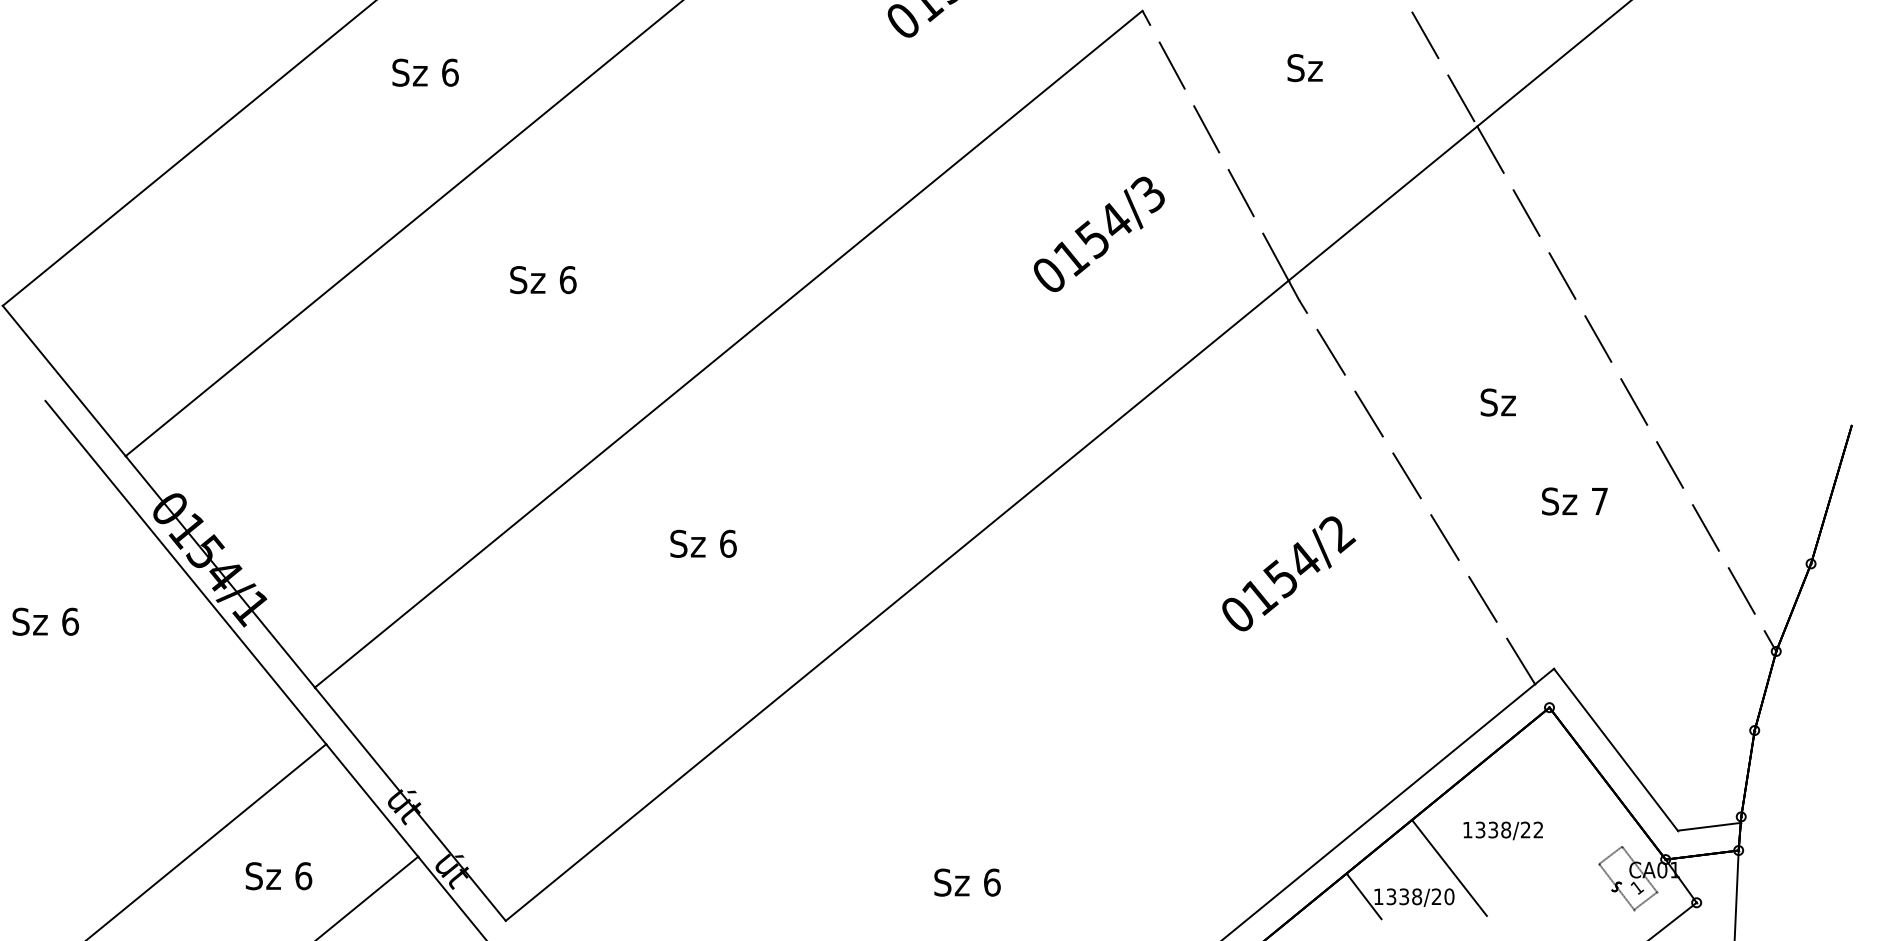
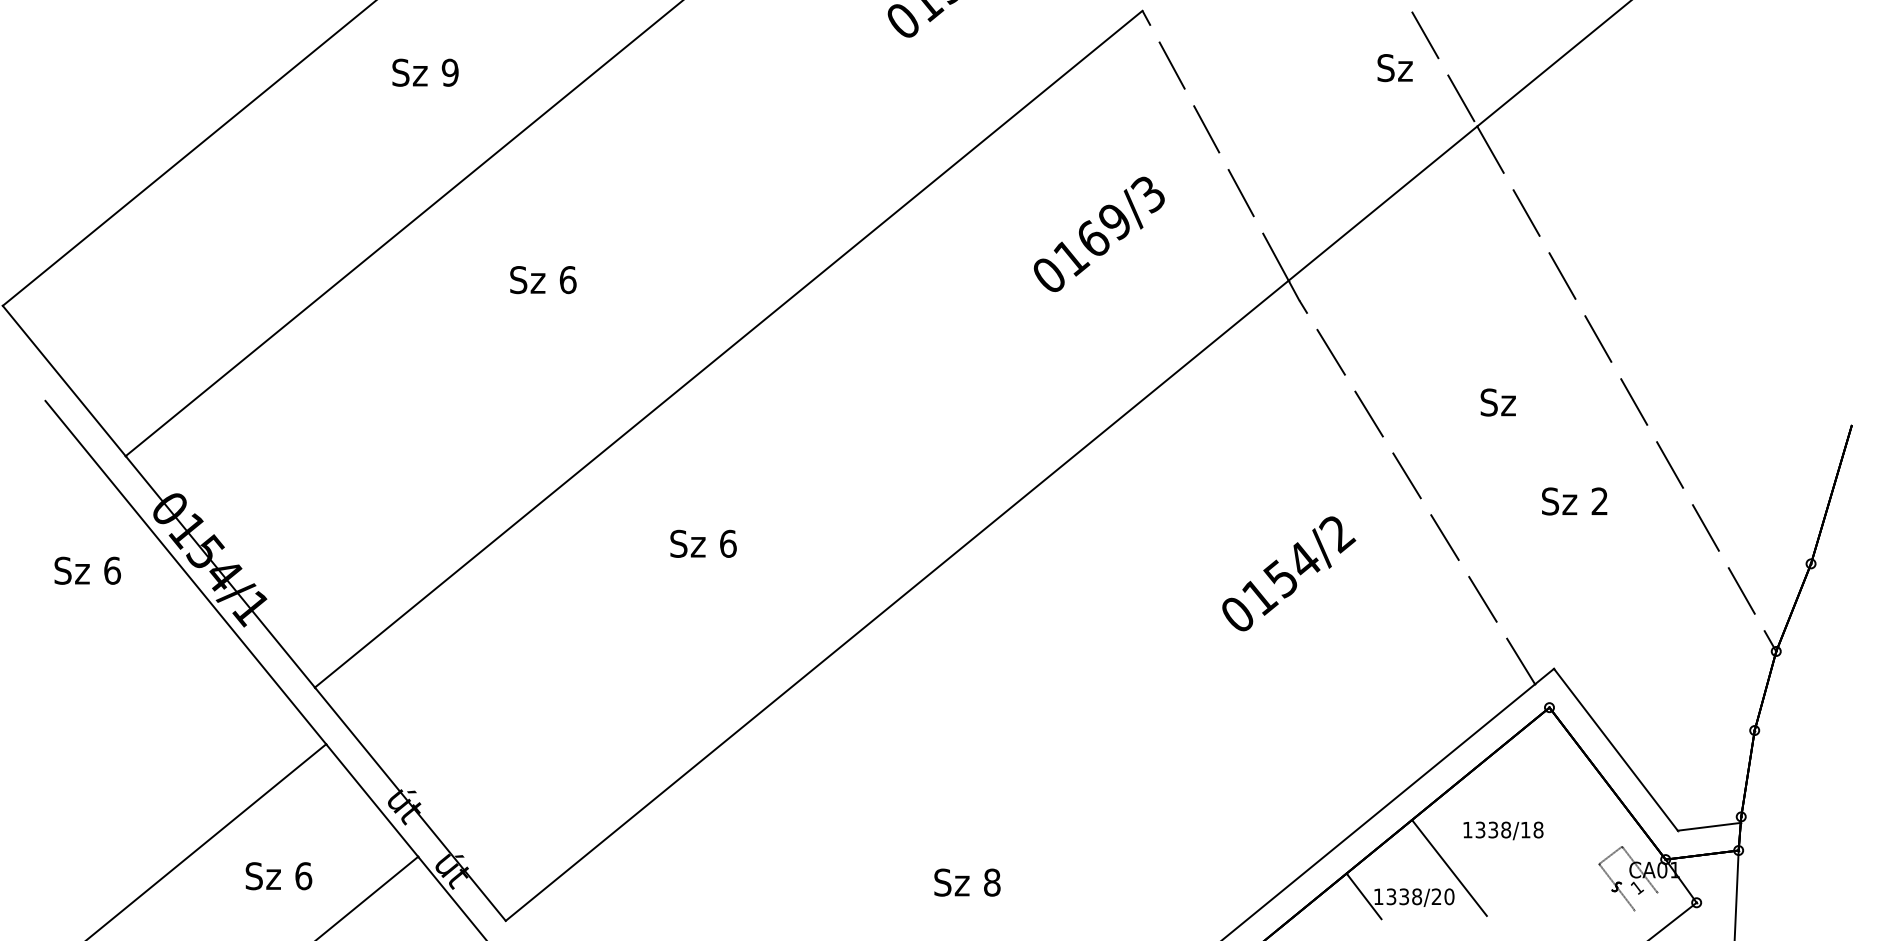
text position: (1304, 68) -> (1394, 68) (1394, 68)
text: 6 -> 9 (449, 72)
text: 0154/3 -> 0169/3 (1102, 231)
text: 7 -> 2 (1599, 500)
text position: (45, 621) -> (87, 570) (87, 570)
text: 1338/22 -> 1338/18 (1531, 829)
text: 6 -> 8 (992, 882)
line: present -> none (1645, 900)
